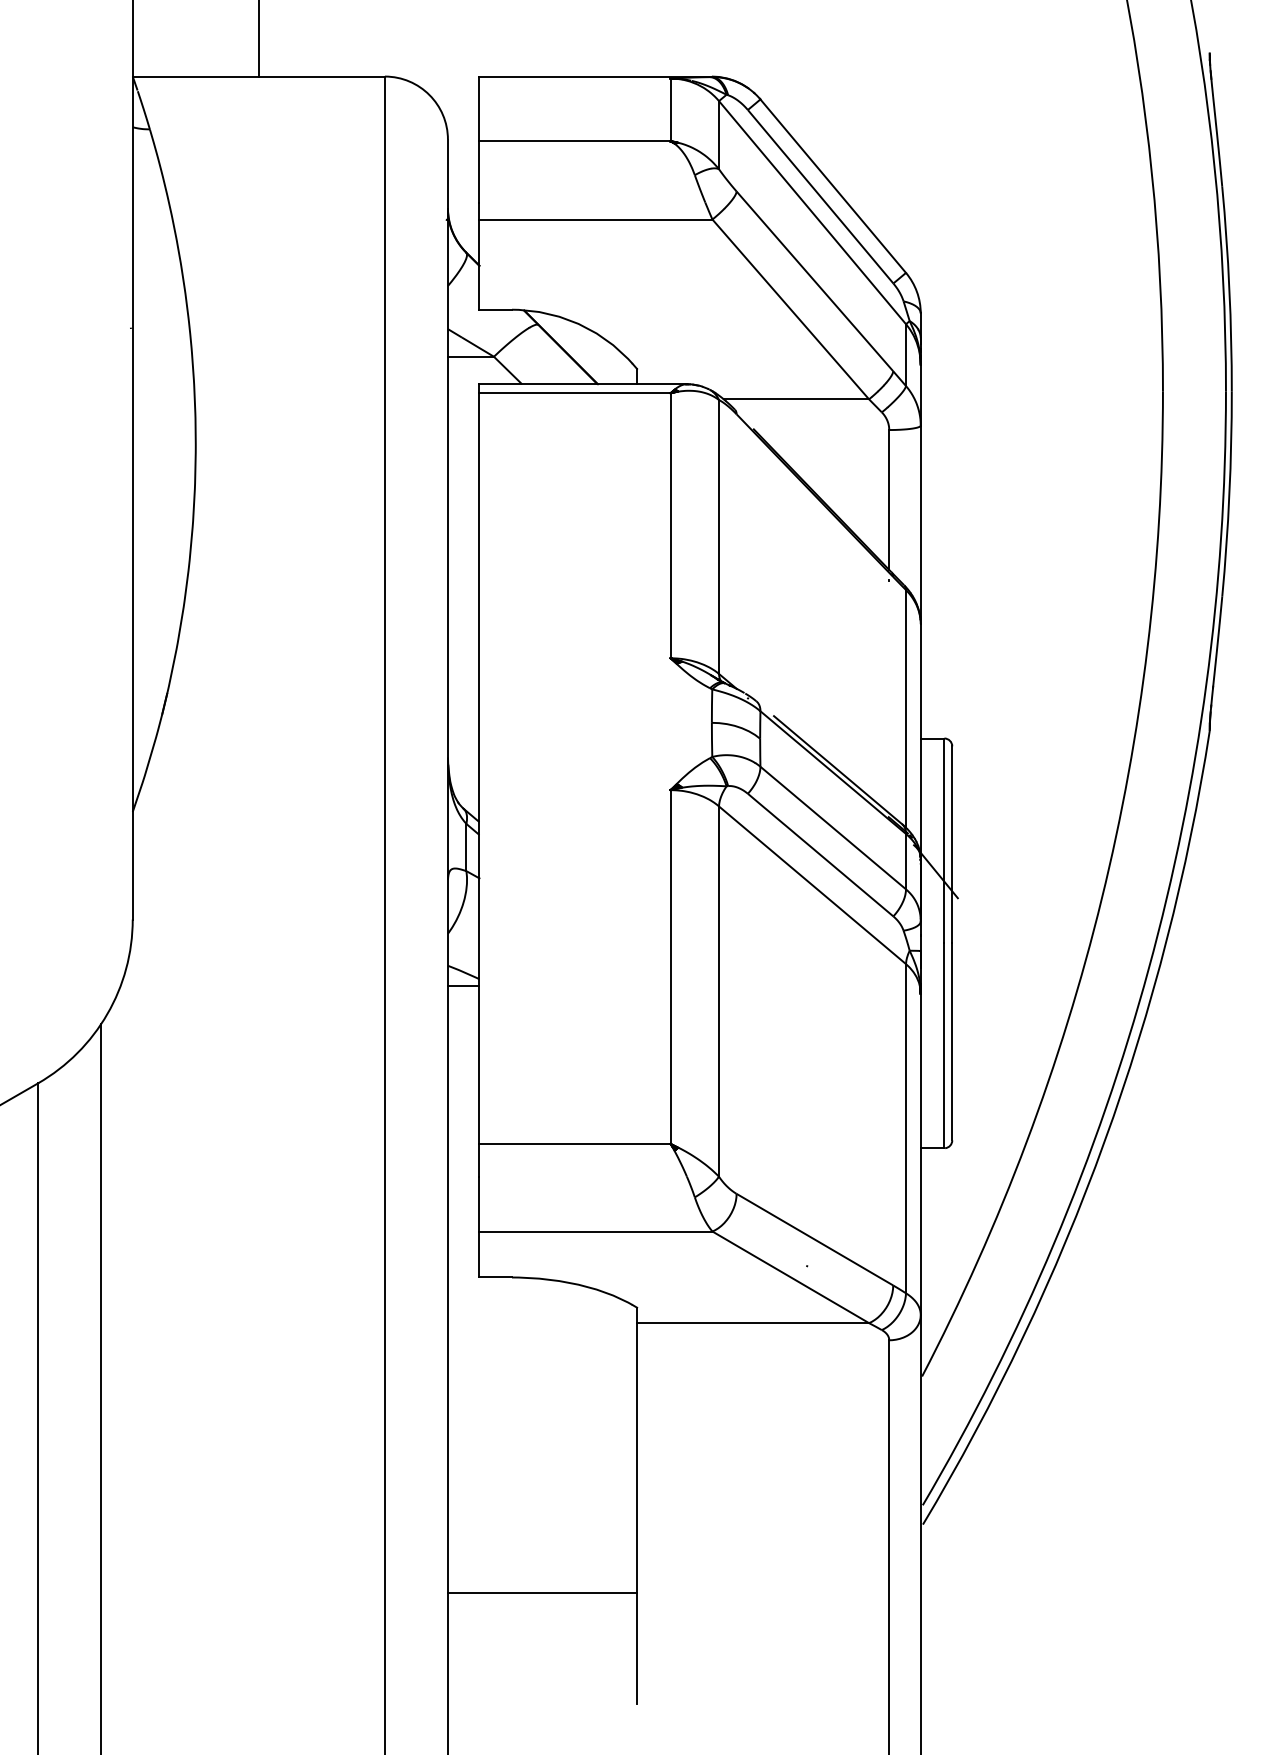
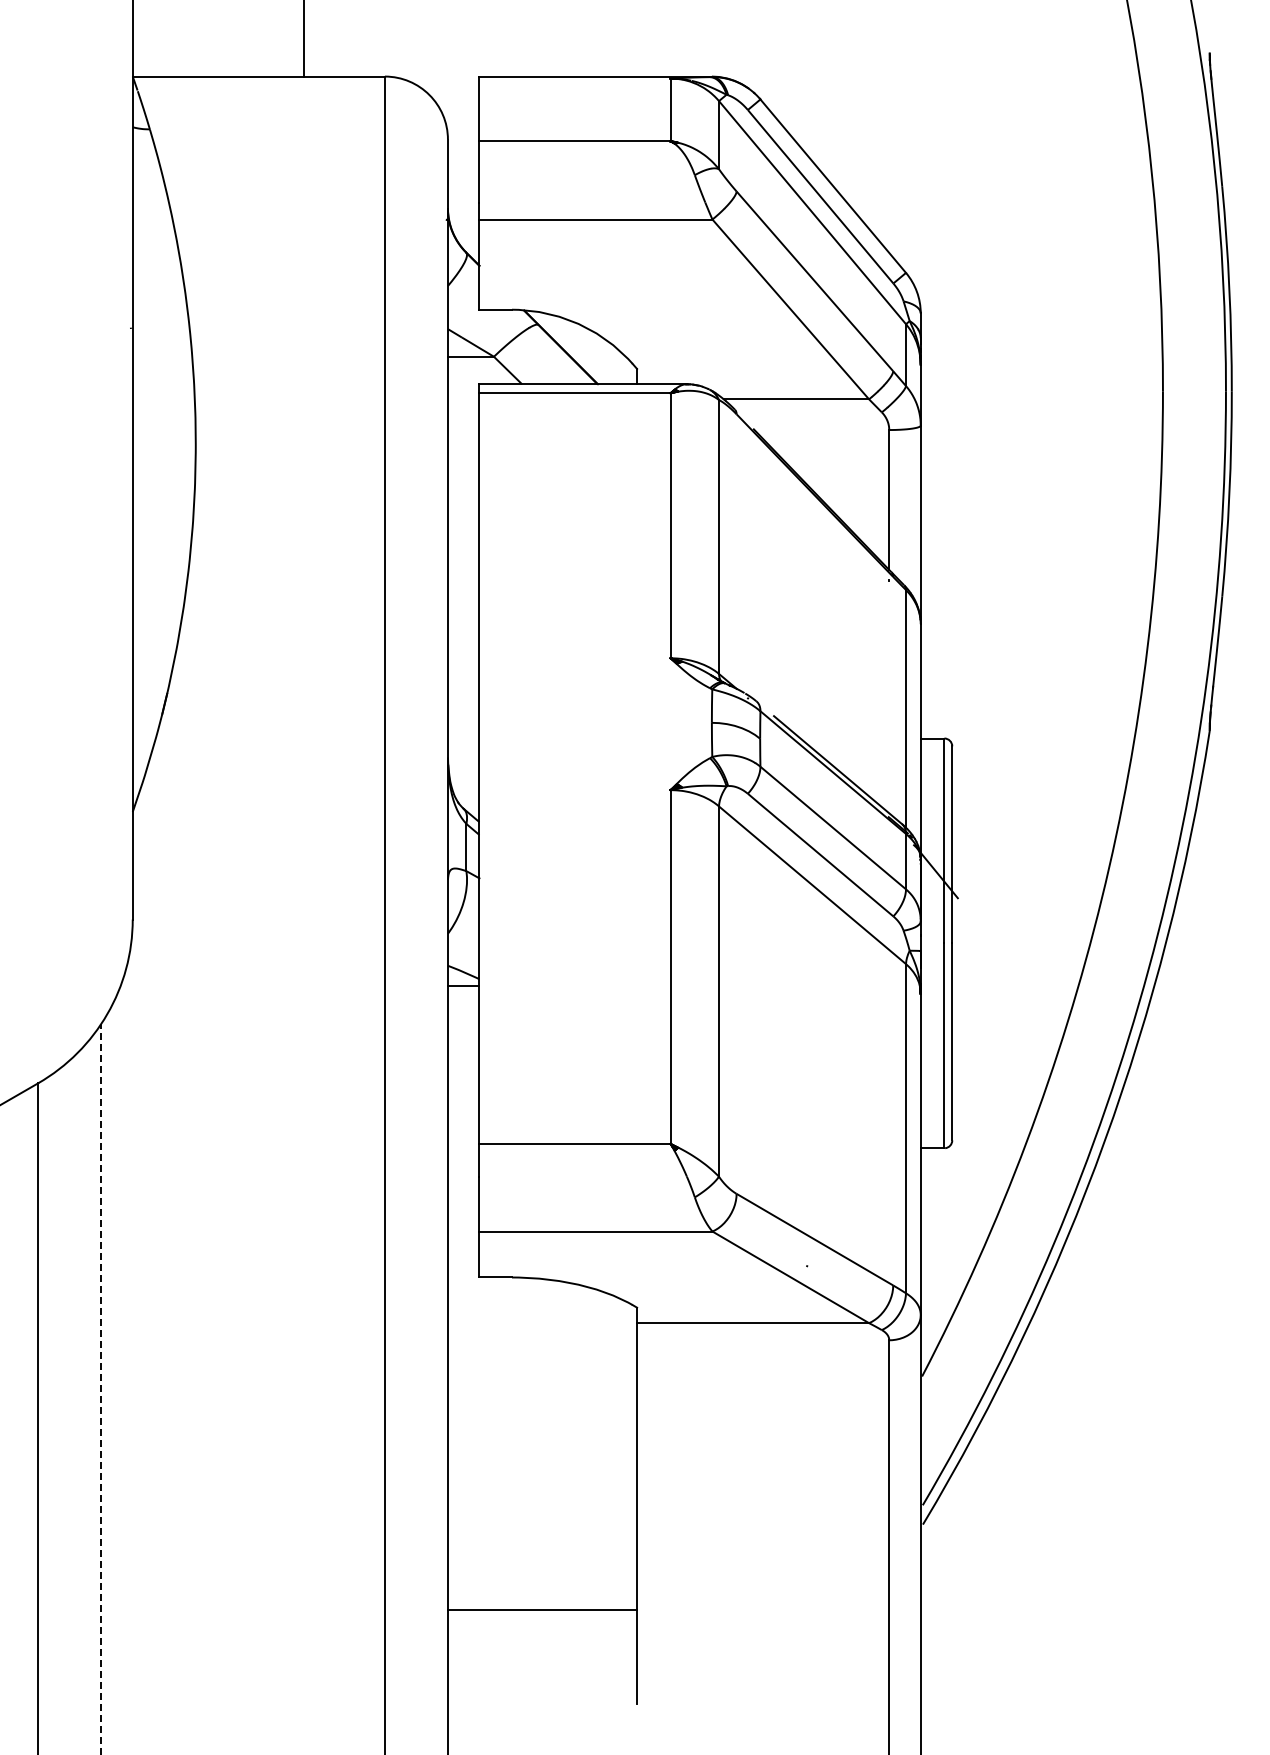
line position: (258, 39) -> (303, 39) (303, 39)
line: solid -> dashed (101, 1389)
line position: (542, 1592) -> (542, 1609) (542, 1609)
